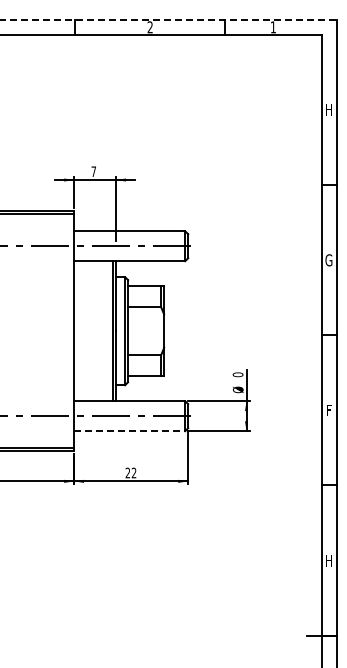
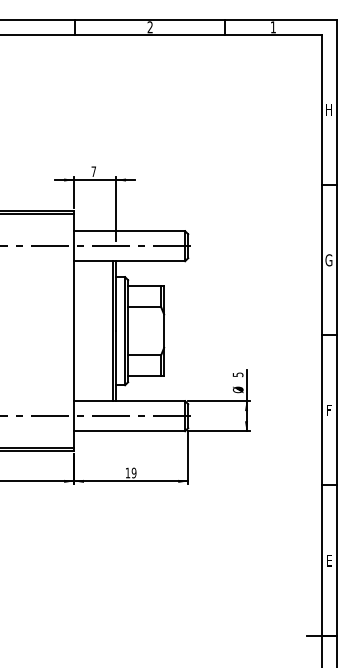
line: dashed -> solid (168, 20)
text: 0 -> 5 (237, 374)
line: dashed -> solid (129, 431)
text: 22 -> 19 (130, 472)
text: H -> E (328, 560)
